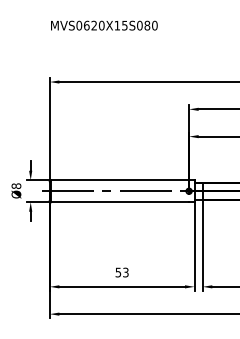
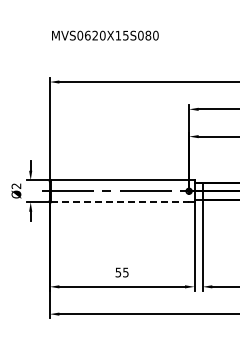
text position: (104, 25) -> (105, 35) (105, 35)
text: Ø8 -> Ø2 (16, 186)
line: solid -> dashed (120, 202)
text: 53 -> 55 (125, 271)
